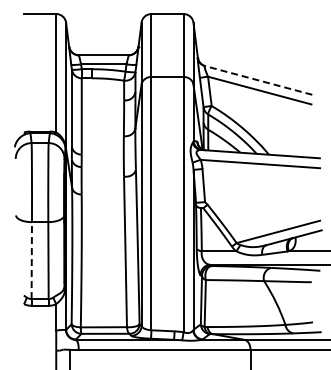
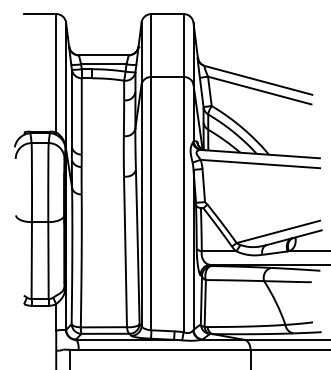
line: dashed -> solid (258, 80)
line: dashed -> solid (31, 260)
